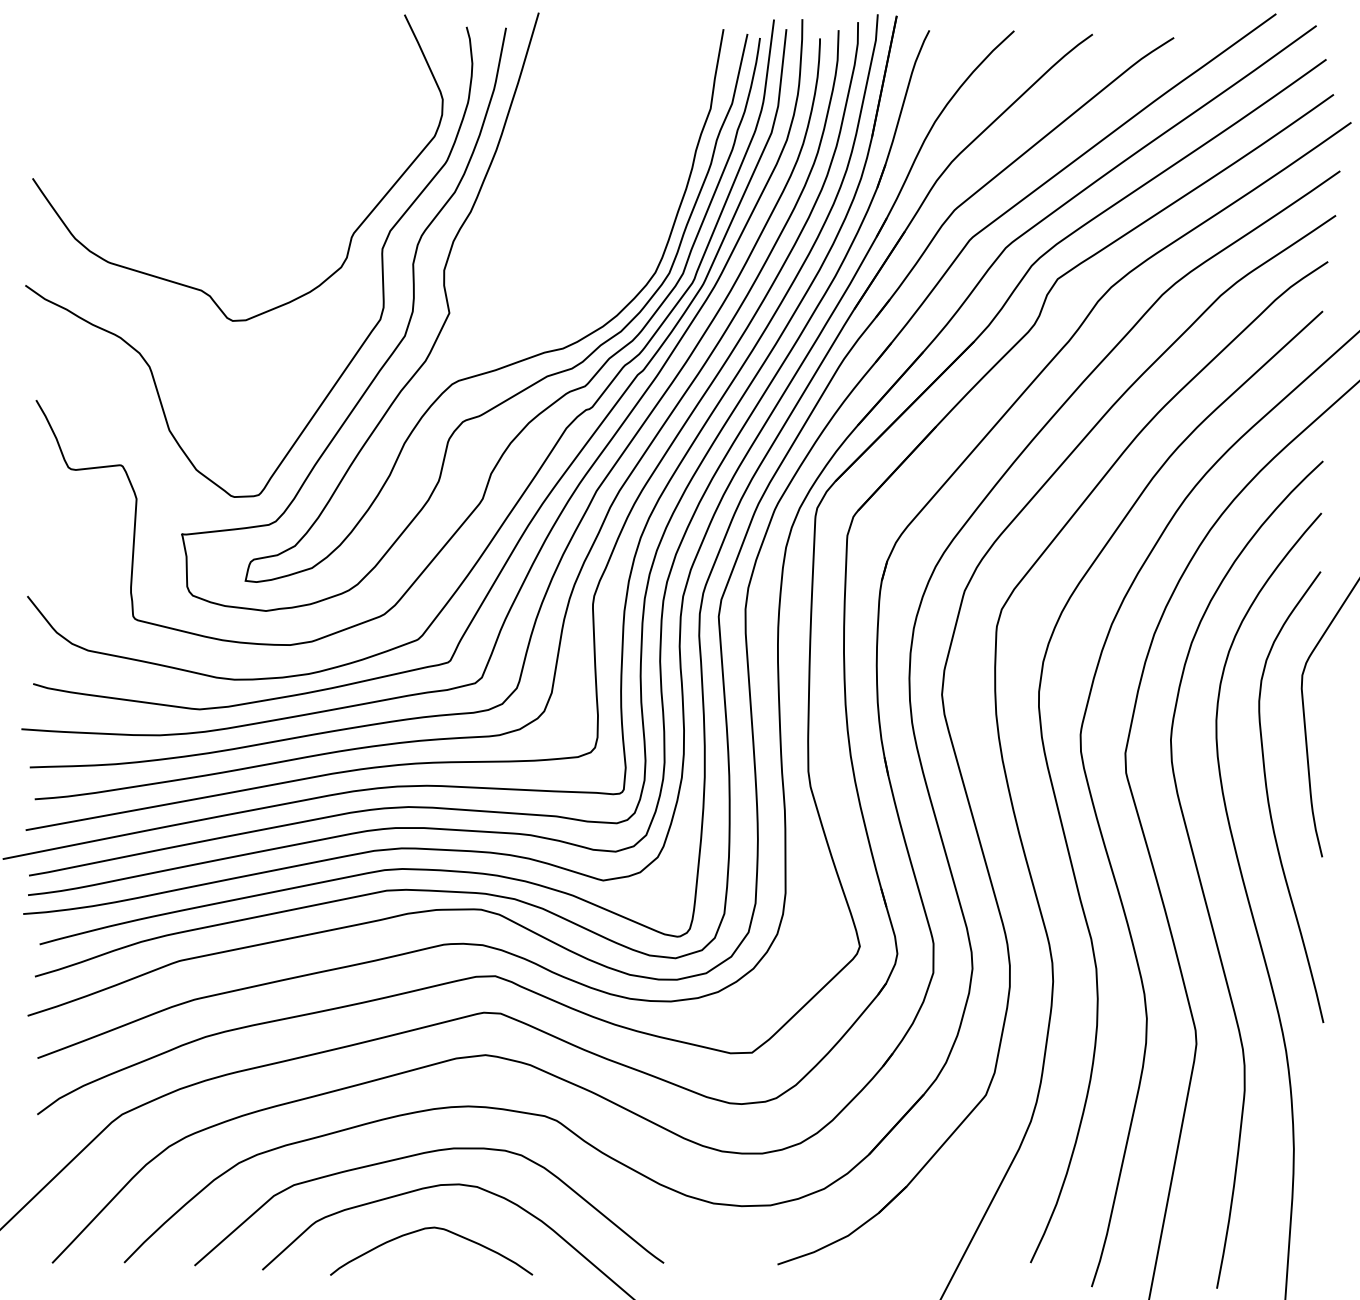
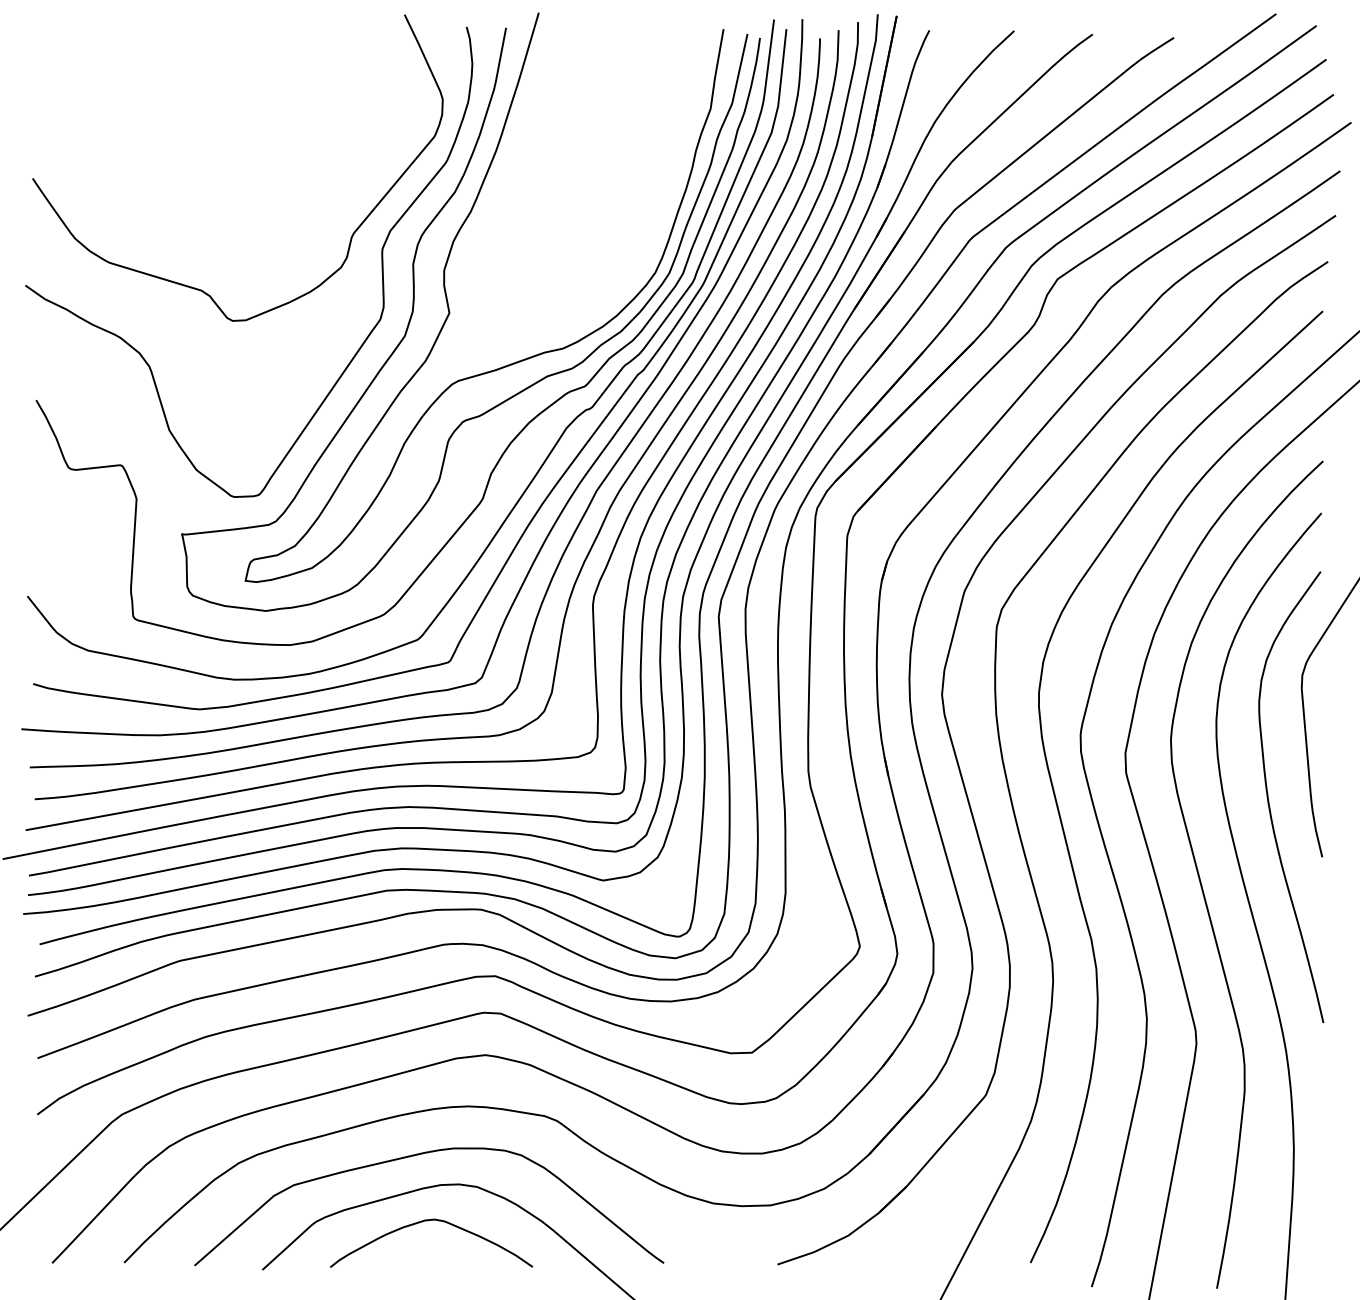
curve position: (428, 1229) -> (428, 1221) (428, 1221)
